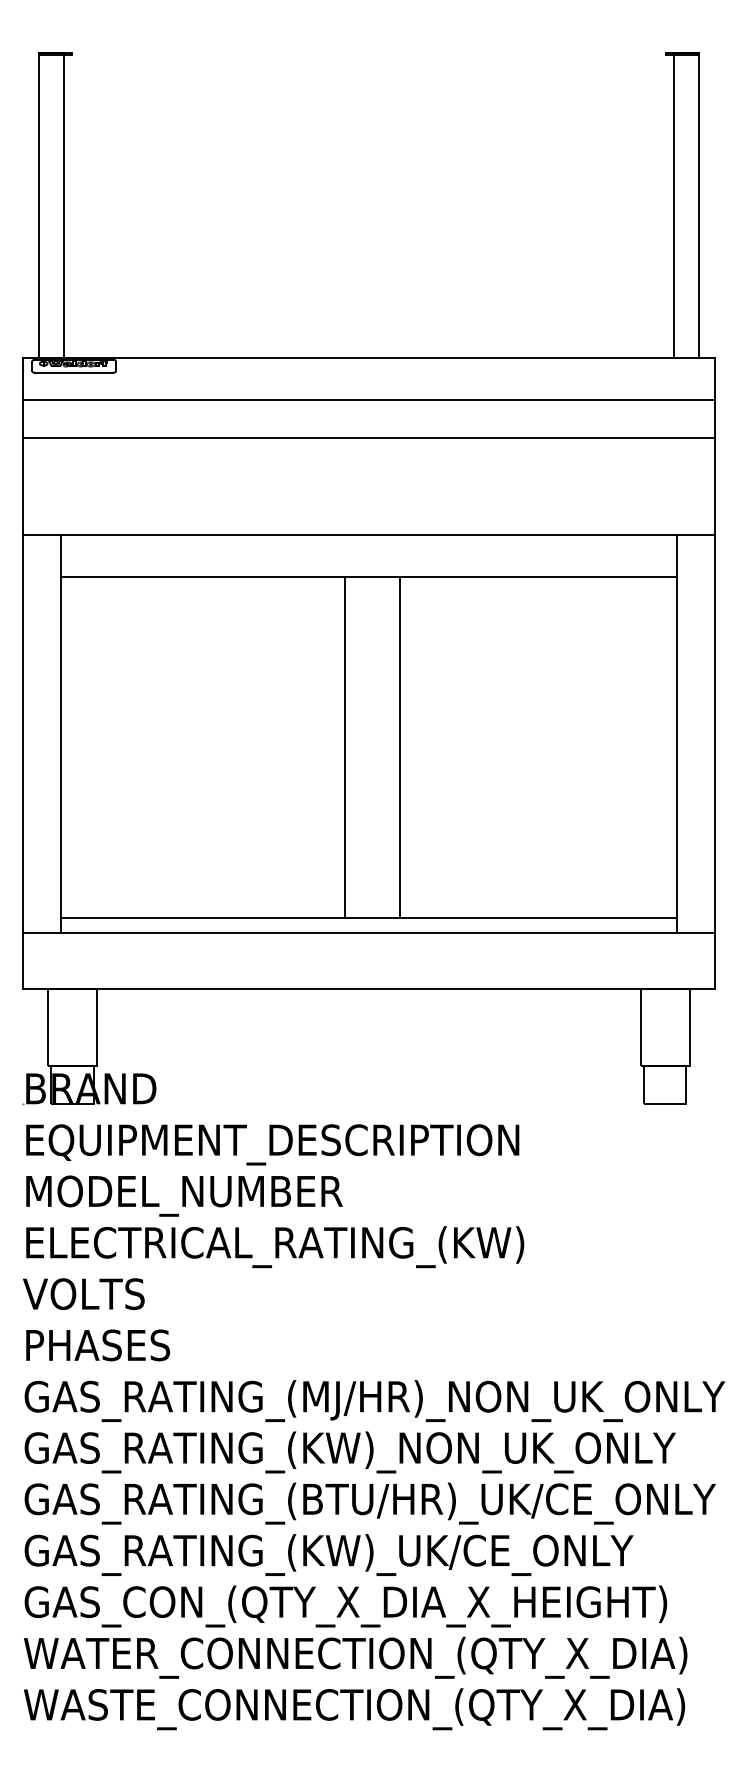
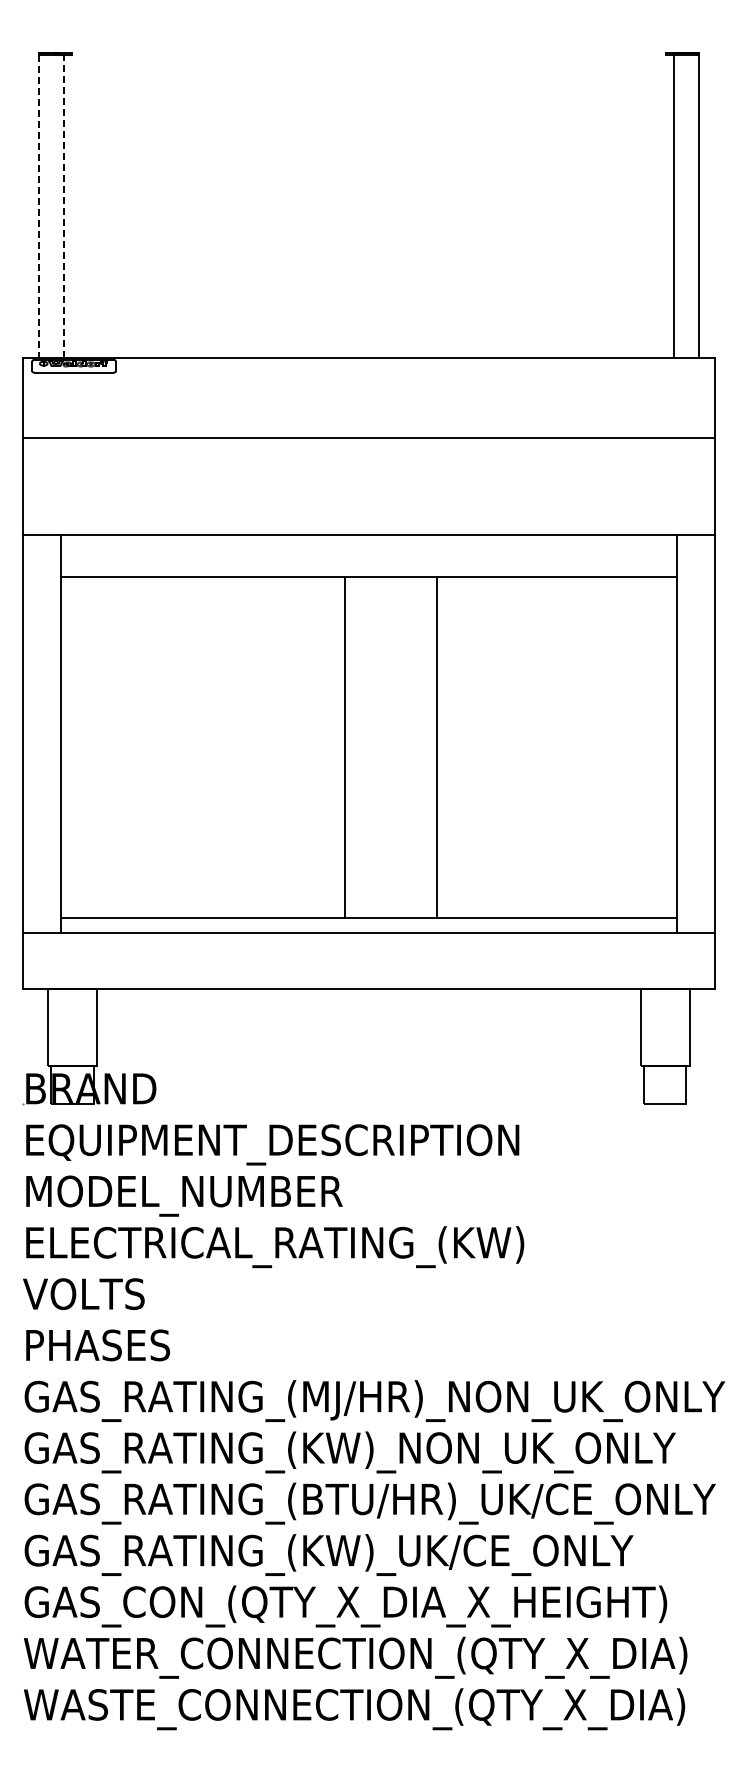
line: solid -> dashed (50, 53)
line: present -> none (368, 399)
line position: (400, 746) -> (437, 746) (437, 746)
